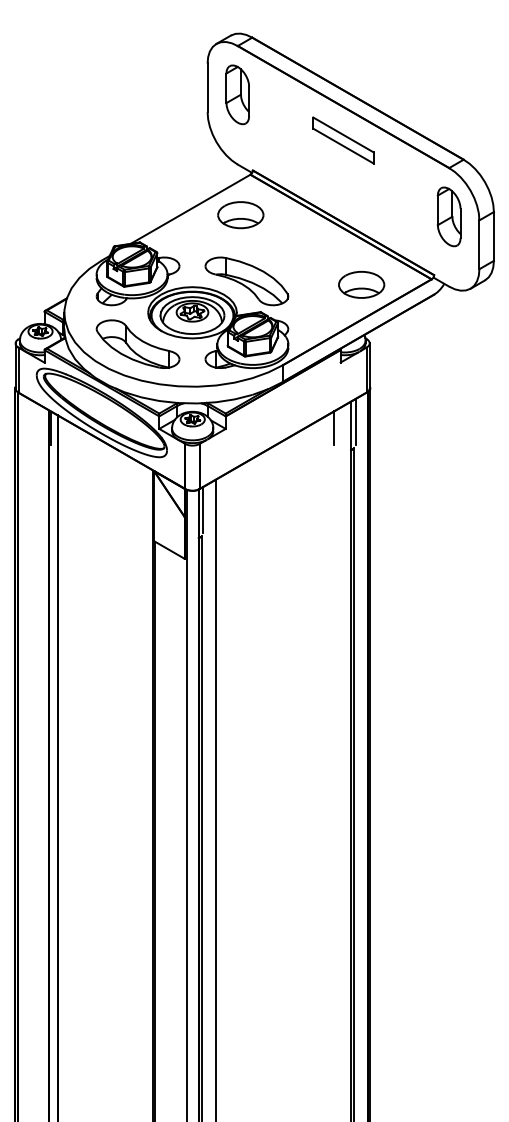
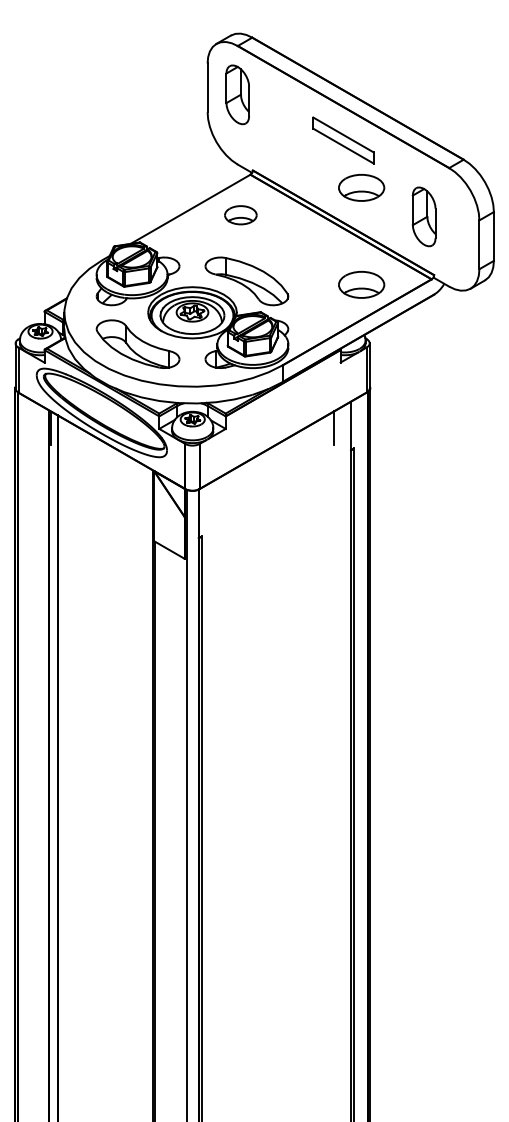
part: none -> present (361, 187)
part size: 48x29 px -> 34x21 px (240, 215)
part position: (448, 216) -> (423, 216) (423, 216)
line: present -> none (355, 422)
line: present -> none (203, 509)
line: present -> none (215, 798)
